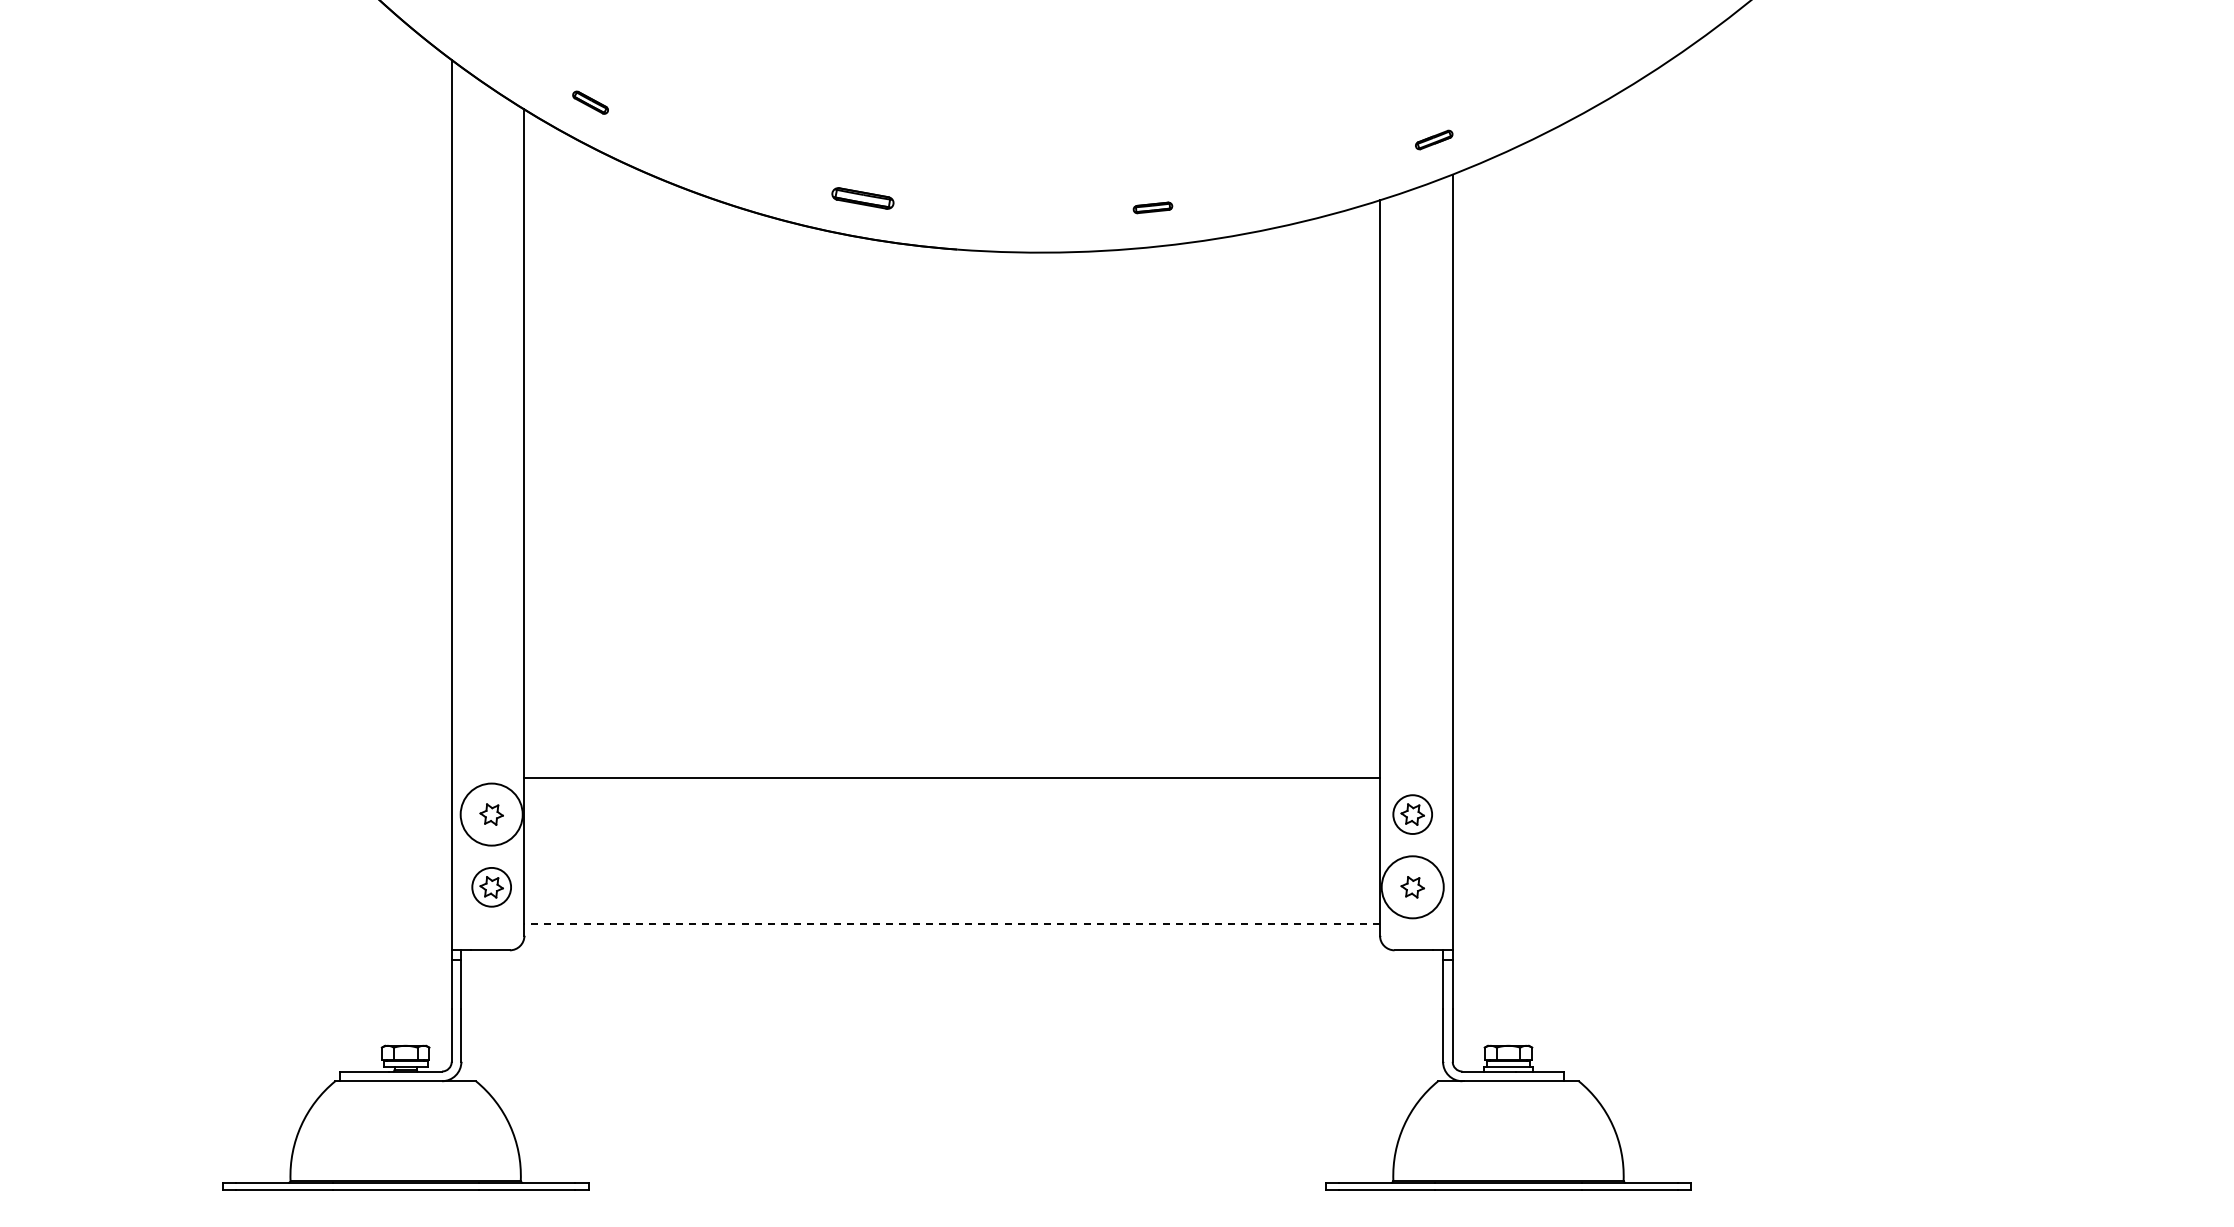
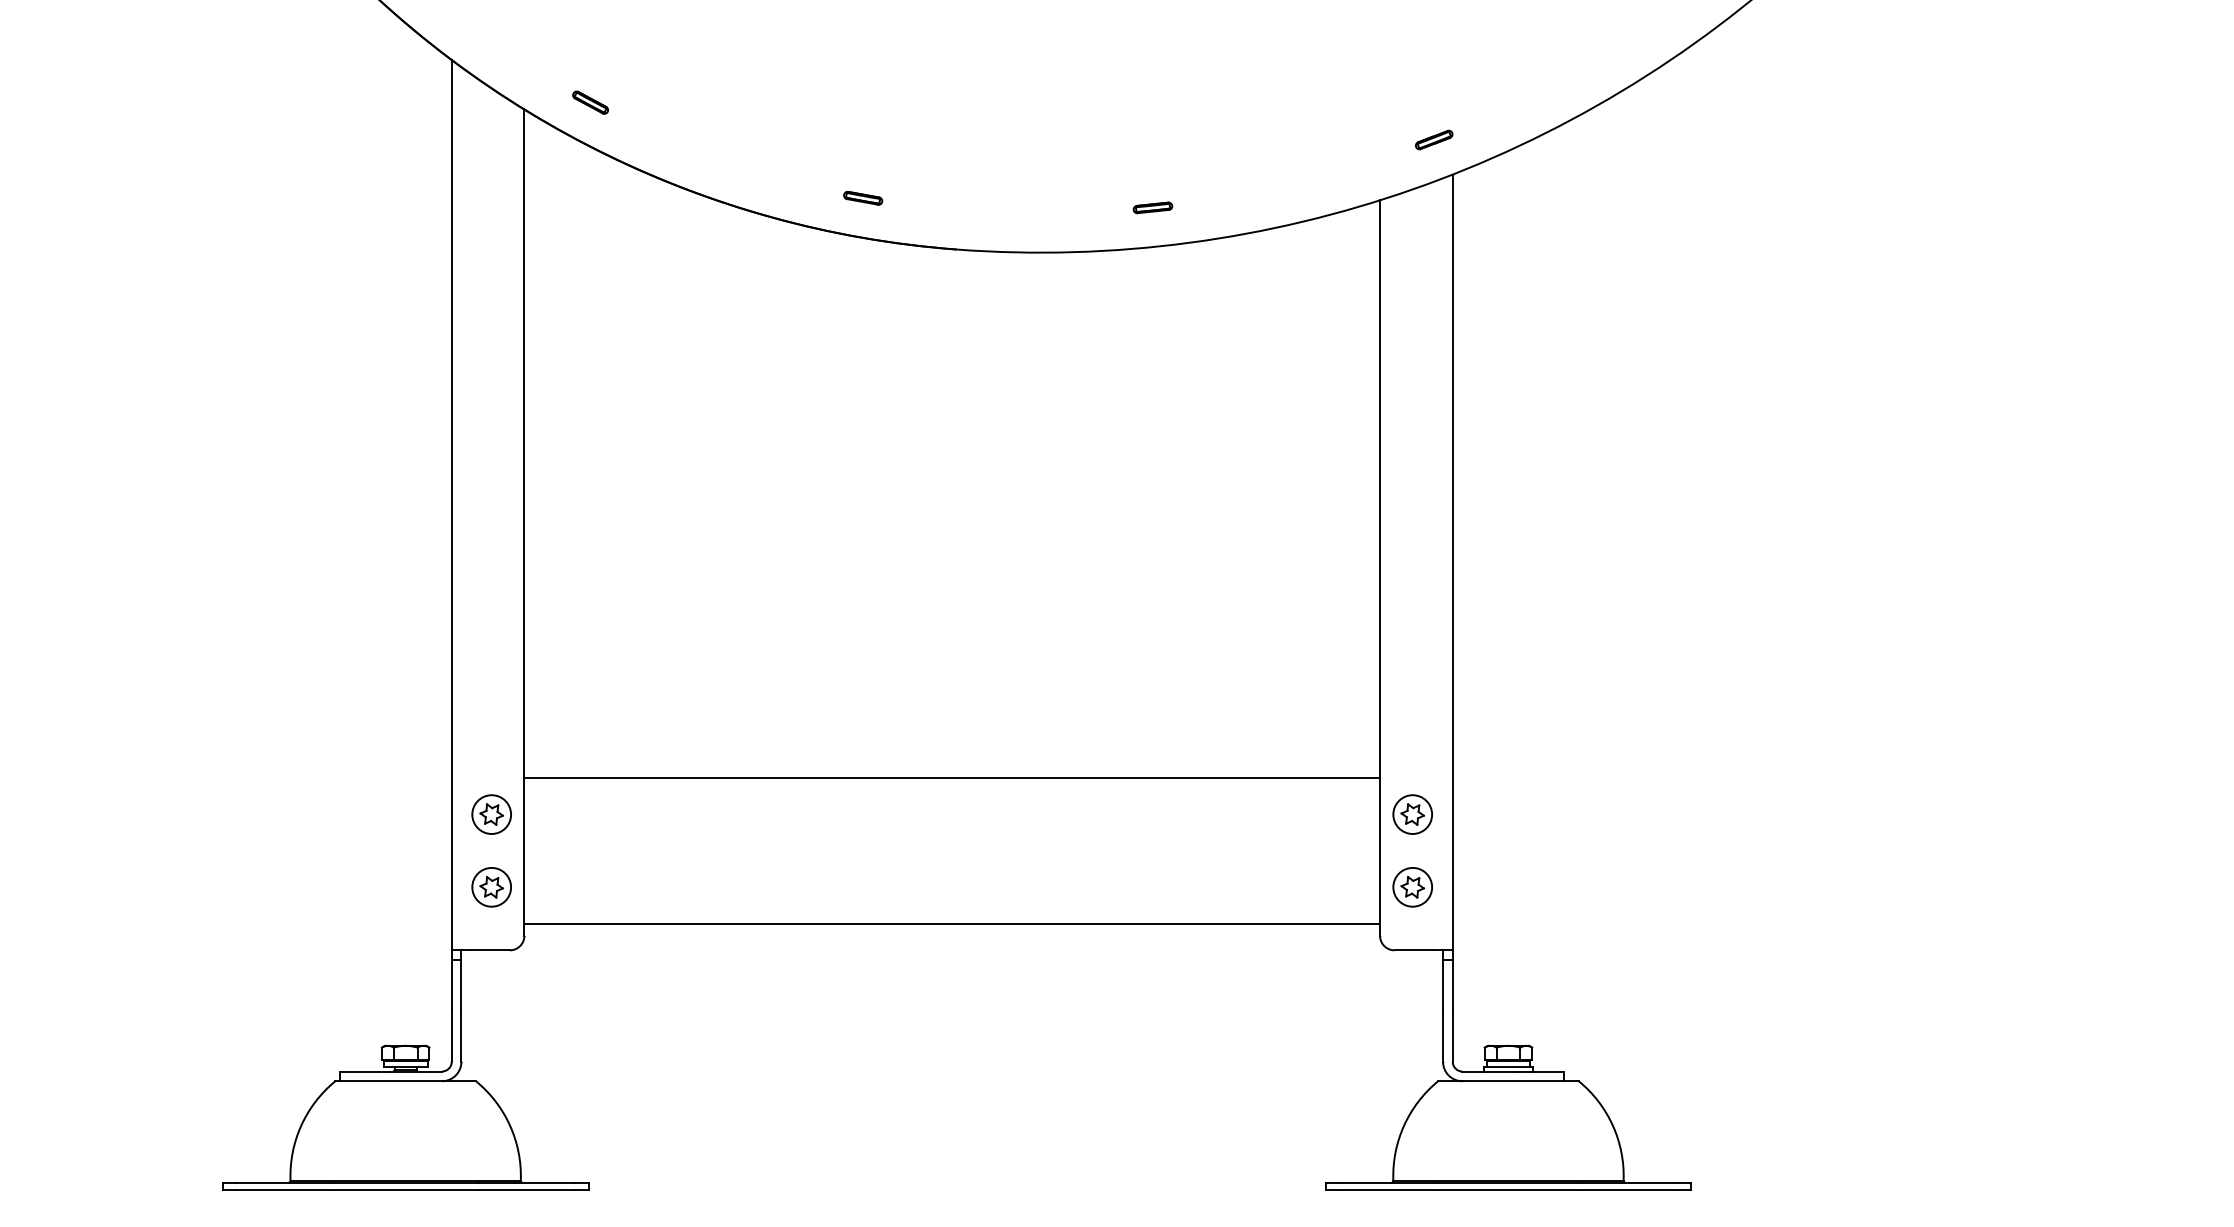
part size: 64x23 px -> 41x16 px (863, 197)
circle diameter: 62 px -> 39 px (491, 814)
circle diameter: 62 px -> 39 px (1412, 886)
line: dashed -> solid (952, 923)
